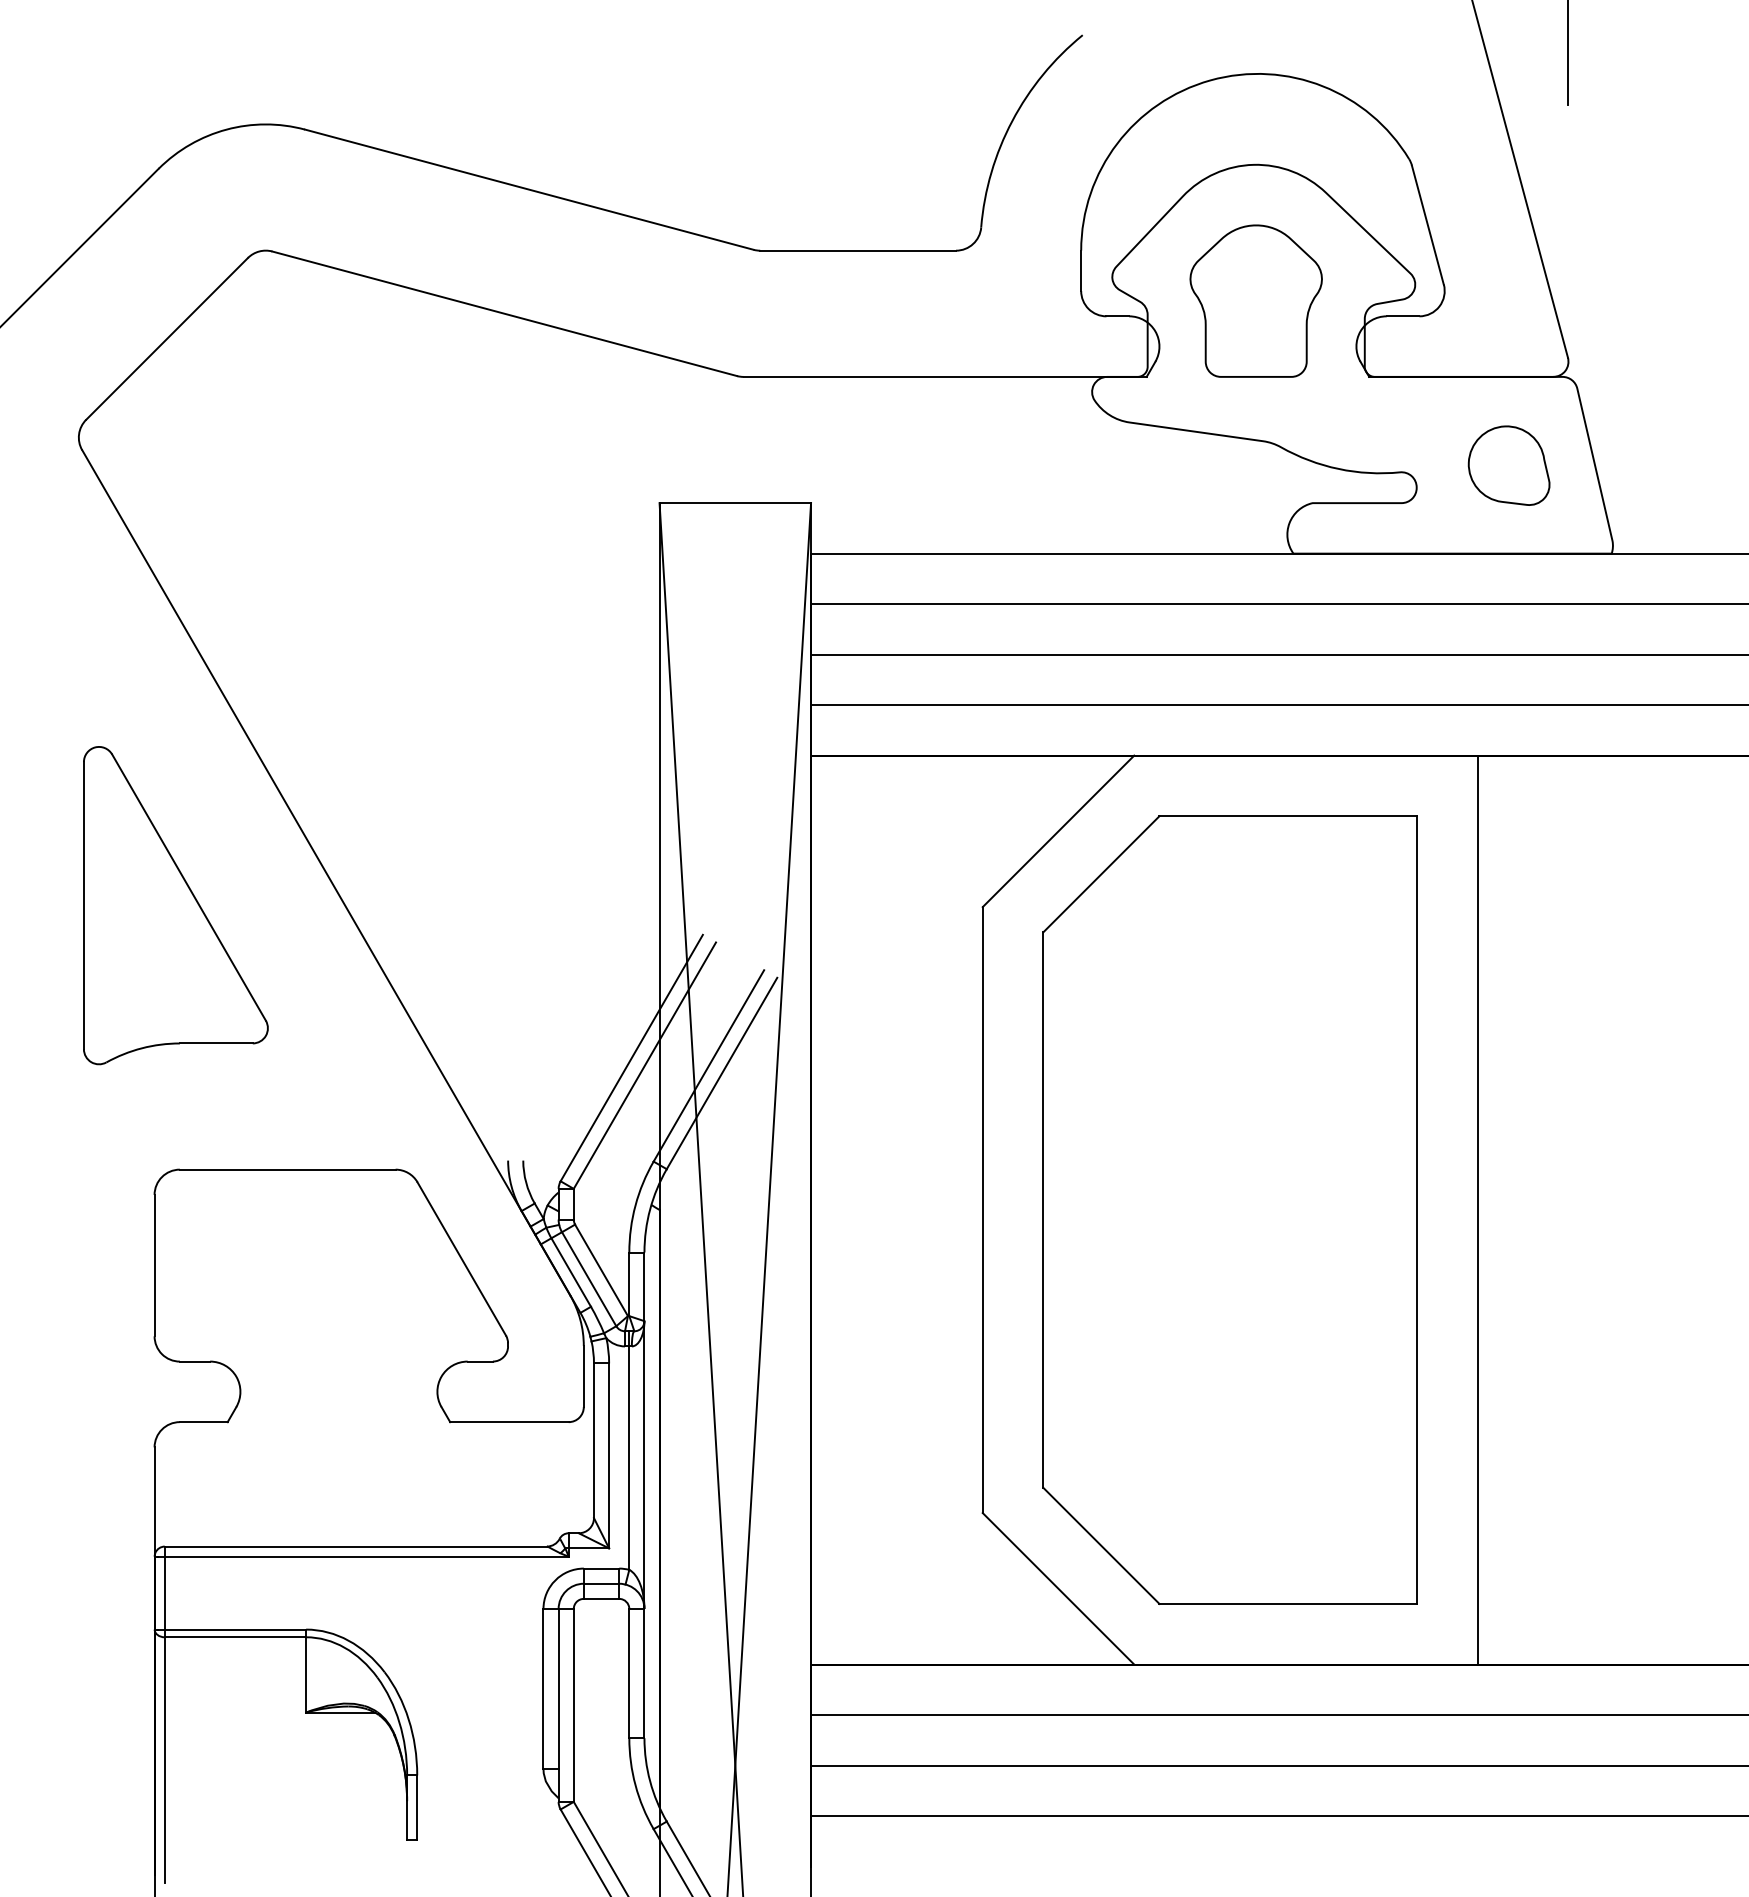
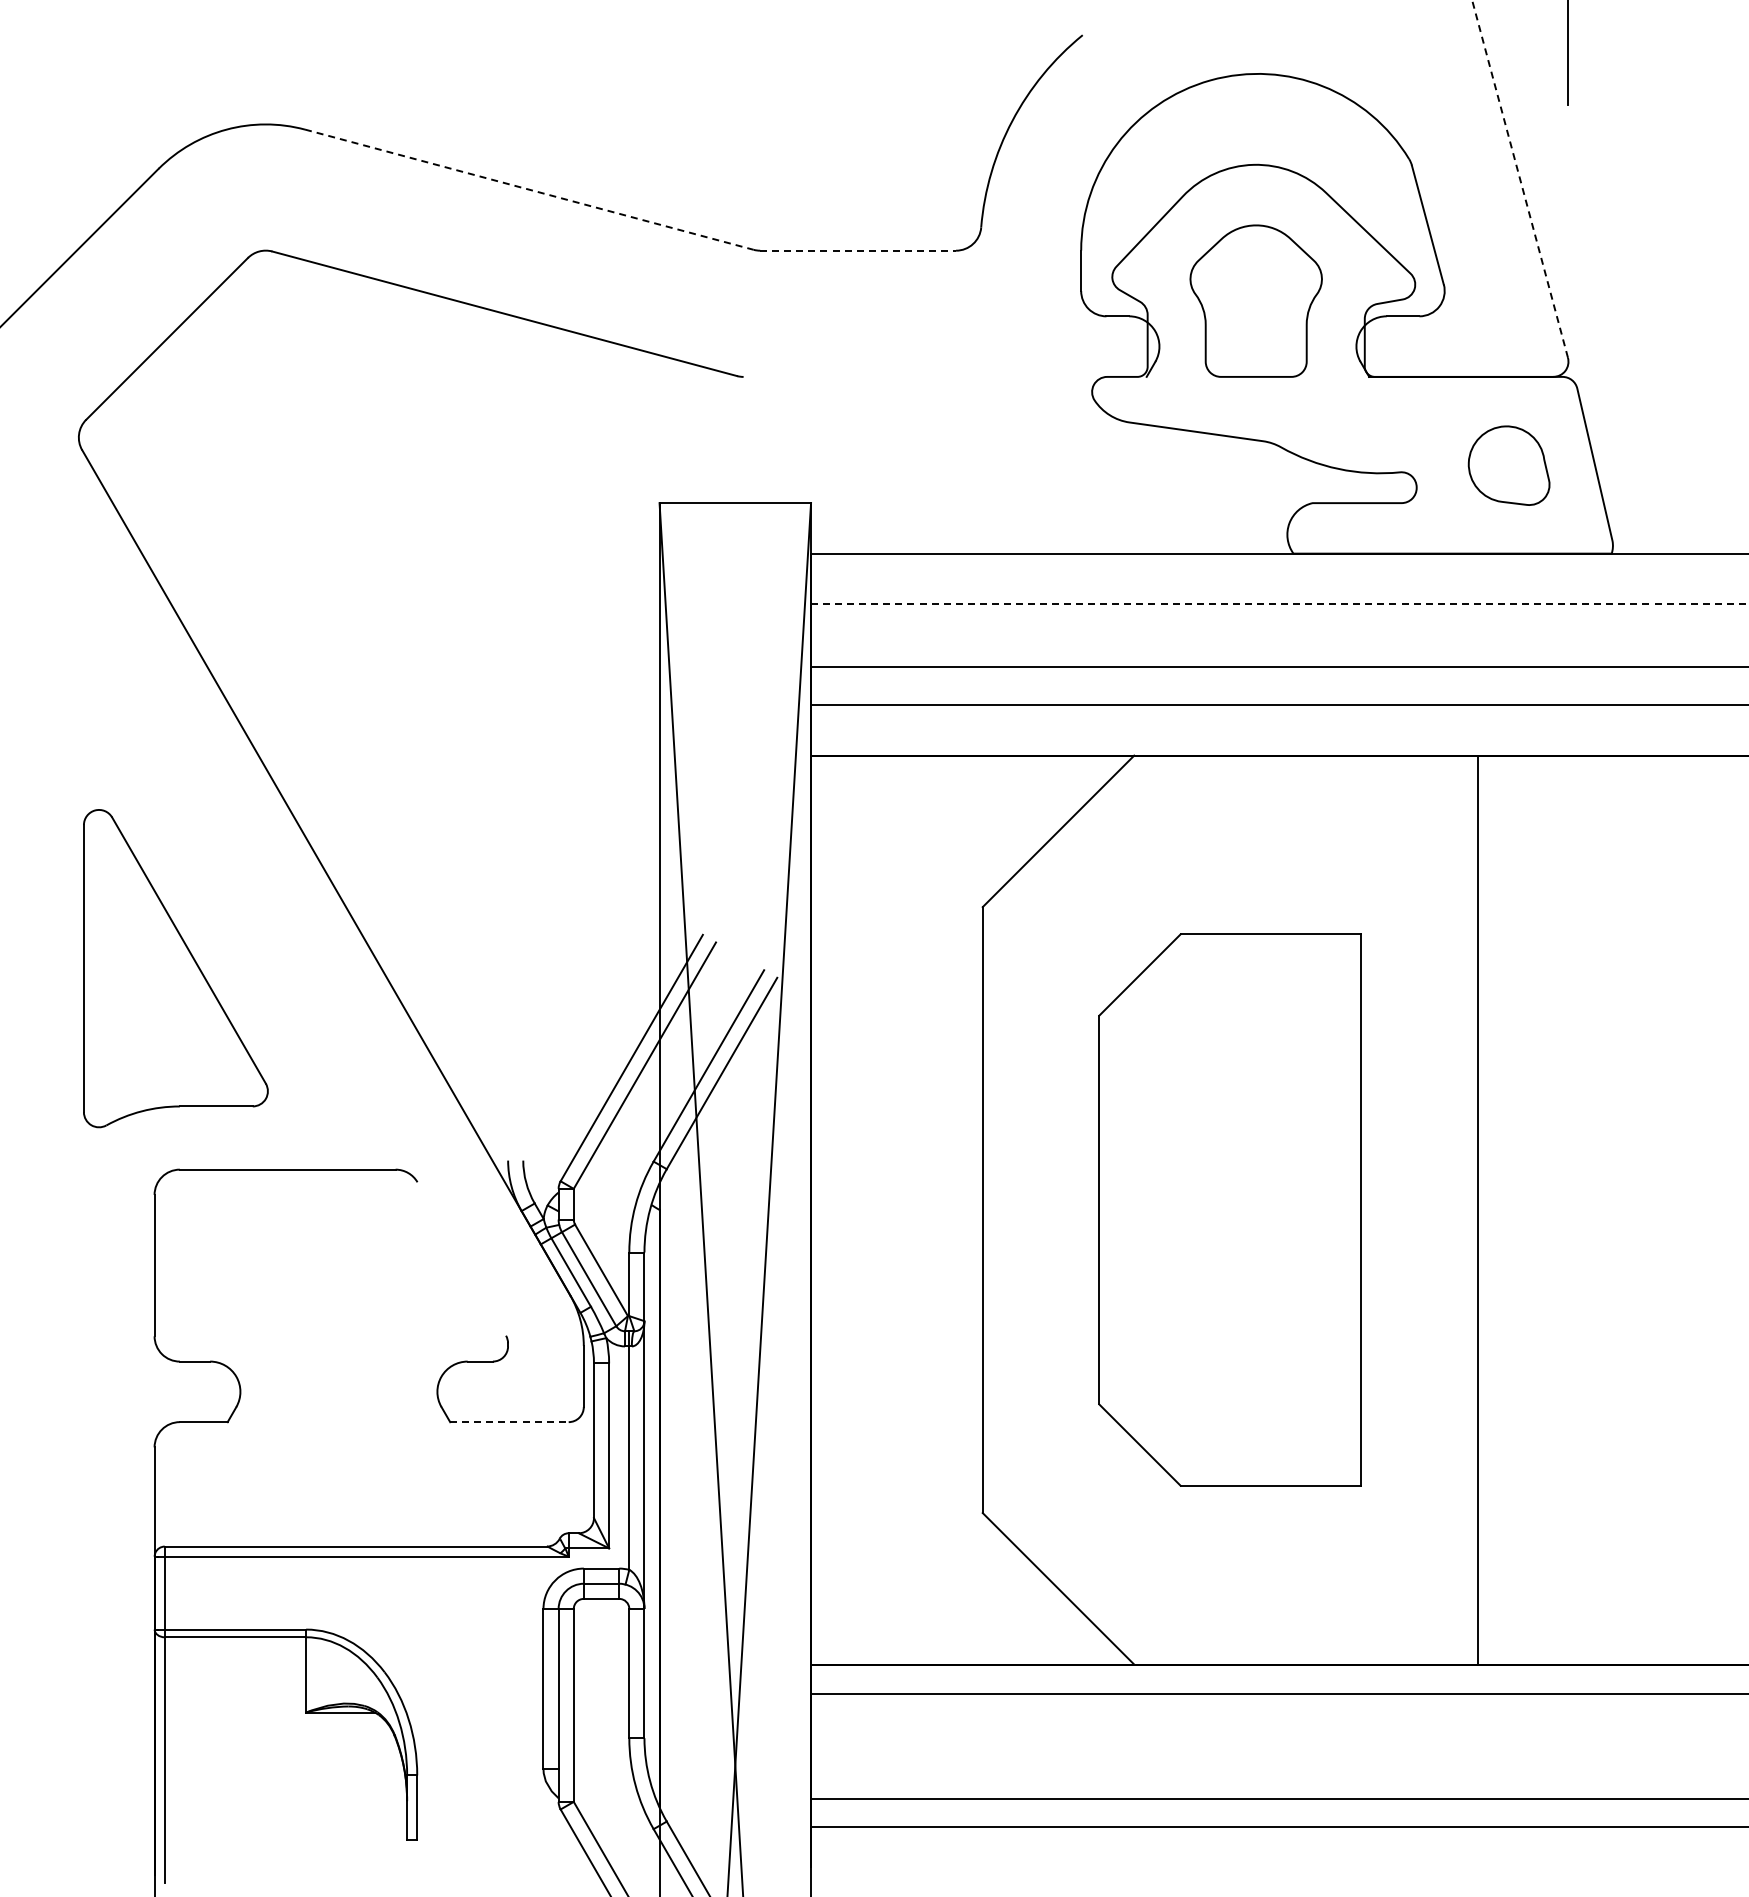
line: solid -> dashed (1520, 179)
line: solid -> dashed (529, 189)
line: solid -> dashed (858, 250)
line: present -> none (944, 376)
line: solid -> dashed (1280, 604)
line position: (1278, 654) -> (1278, 666) (1278, 666)
part position: (175, 905) -> (175, 968) (175, 968)
part size: 376x790 px -> 264x554 px (1229, 1209)
line: present -> none (461, 1258)
line: solid -> dashed (509, 1422)
line position: (1278, 1715) -> (1278, 1694) (1278, 1694)
line position: (1278, 1765) -> (1278, 1798) (1278, 1798)
line position: (1278, 1816) -> (1278, 1827) (1278, 1827)
